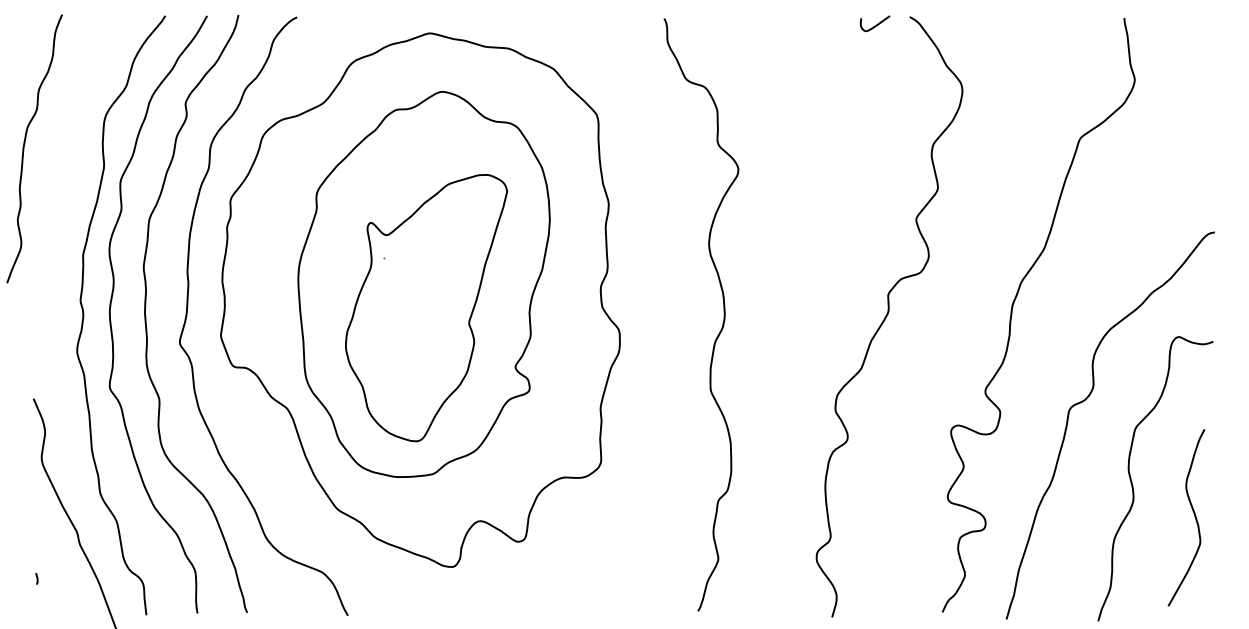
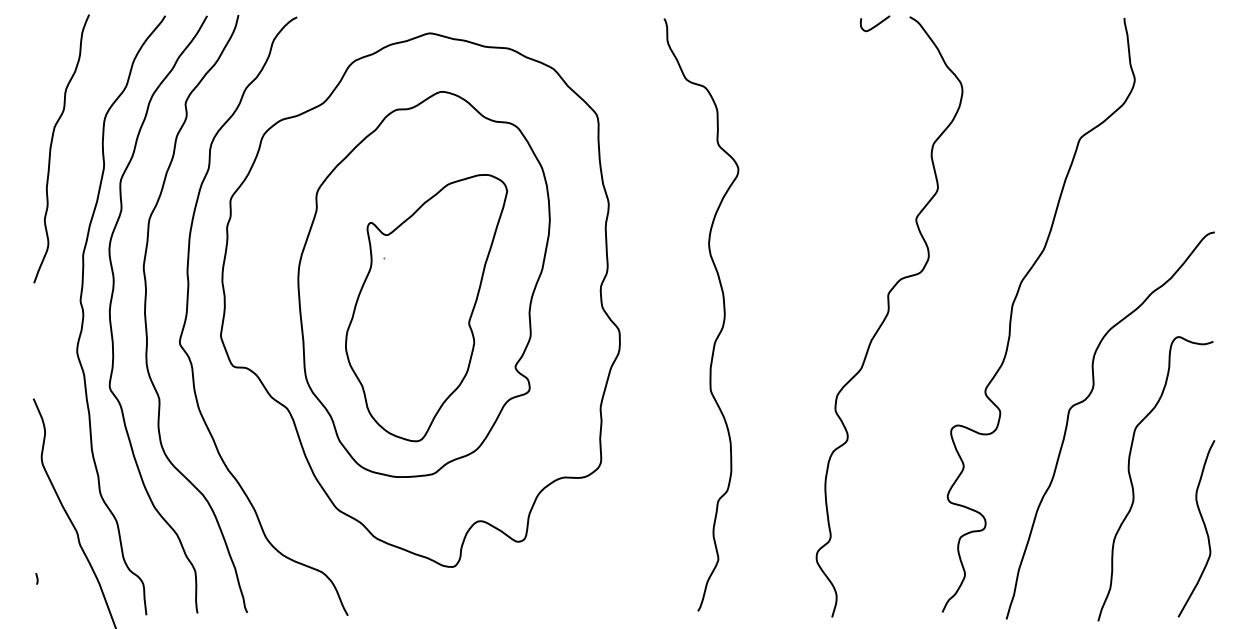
curve position: (25, 144) -> (52, 144) (52, 144)
curve position: (1193, 514) -> (1203, 525) (1203, 525)
